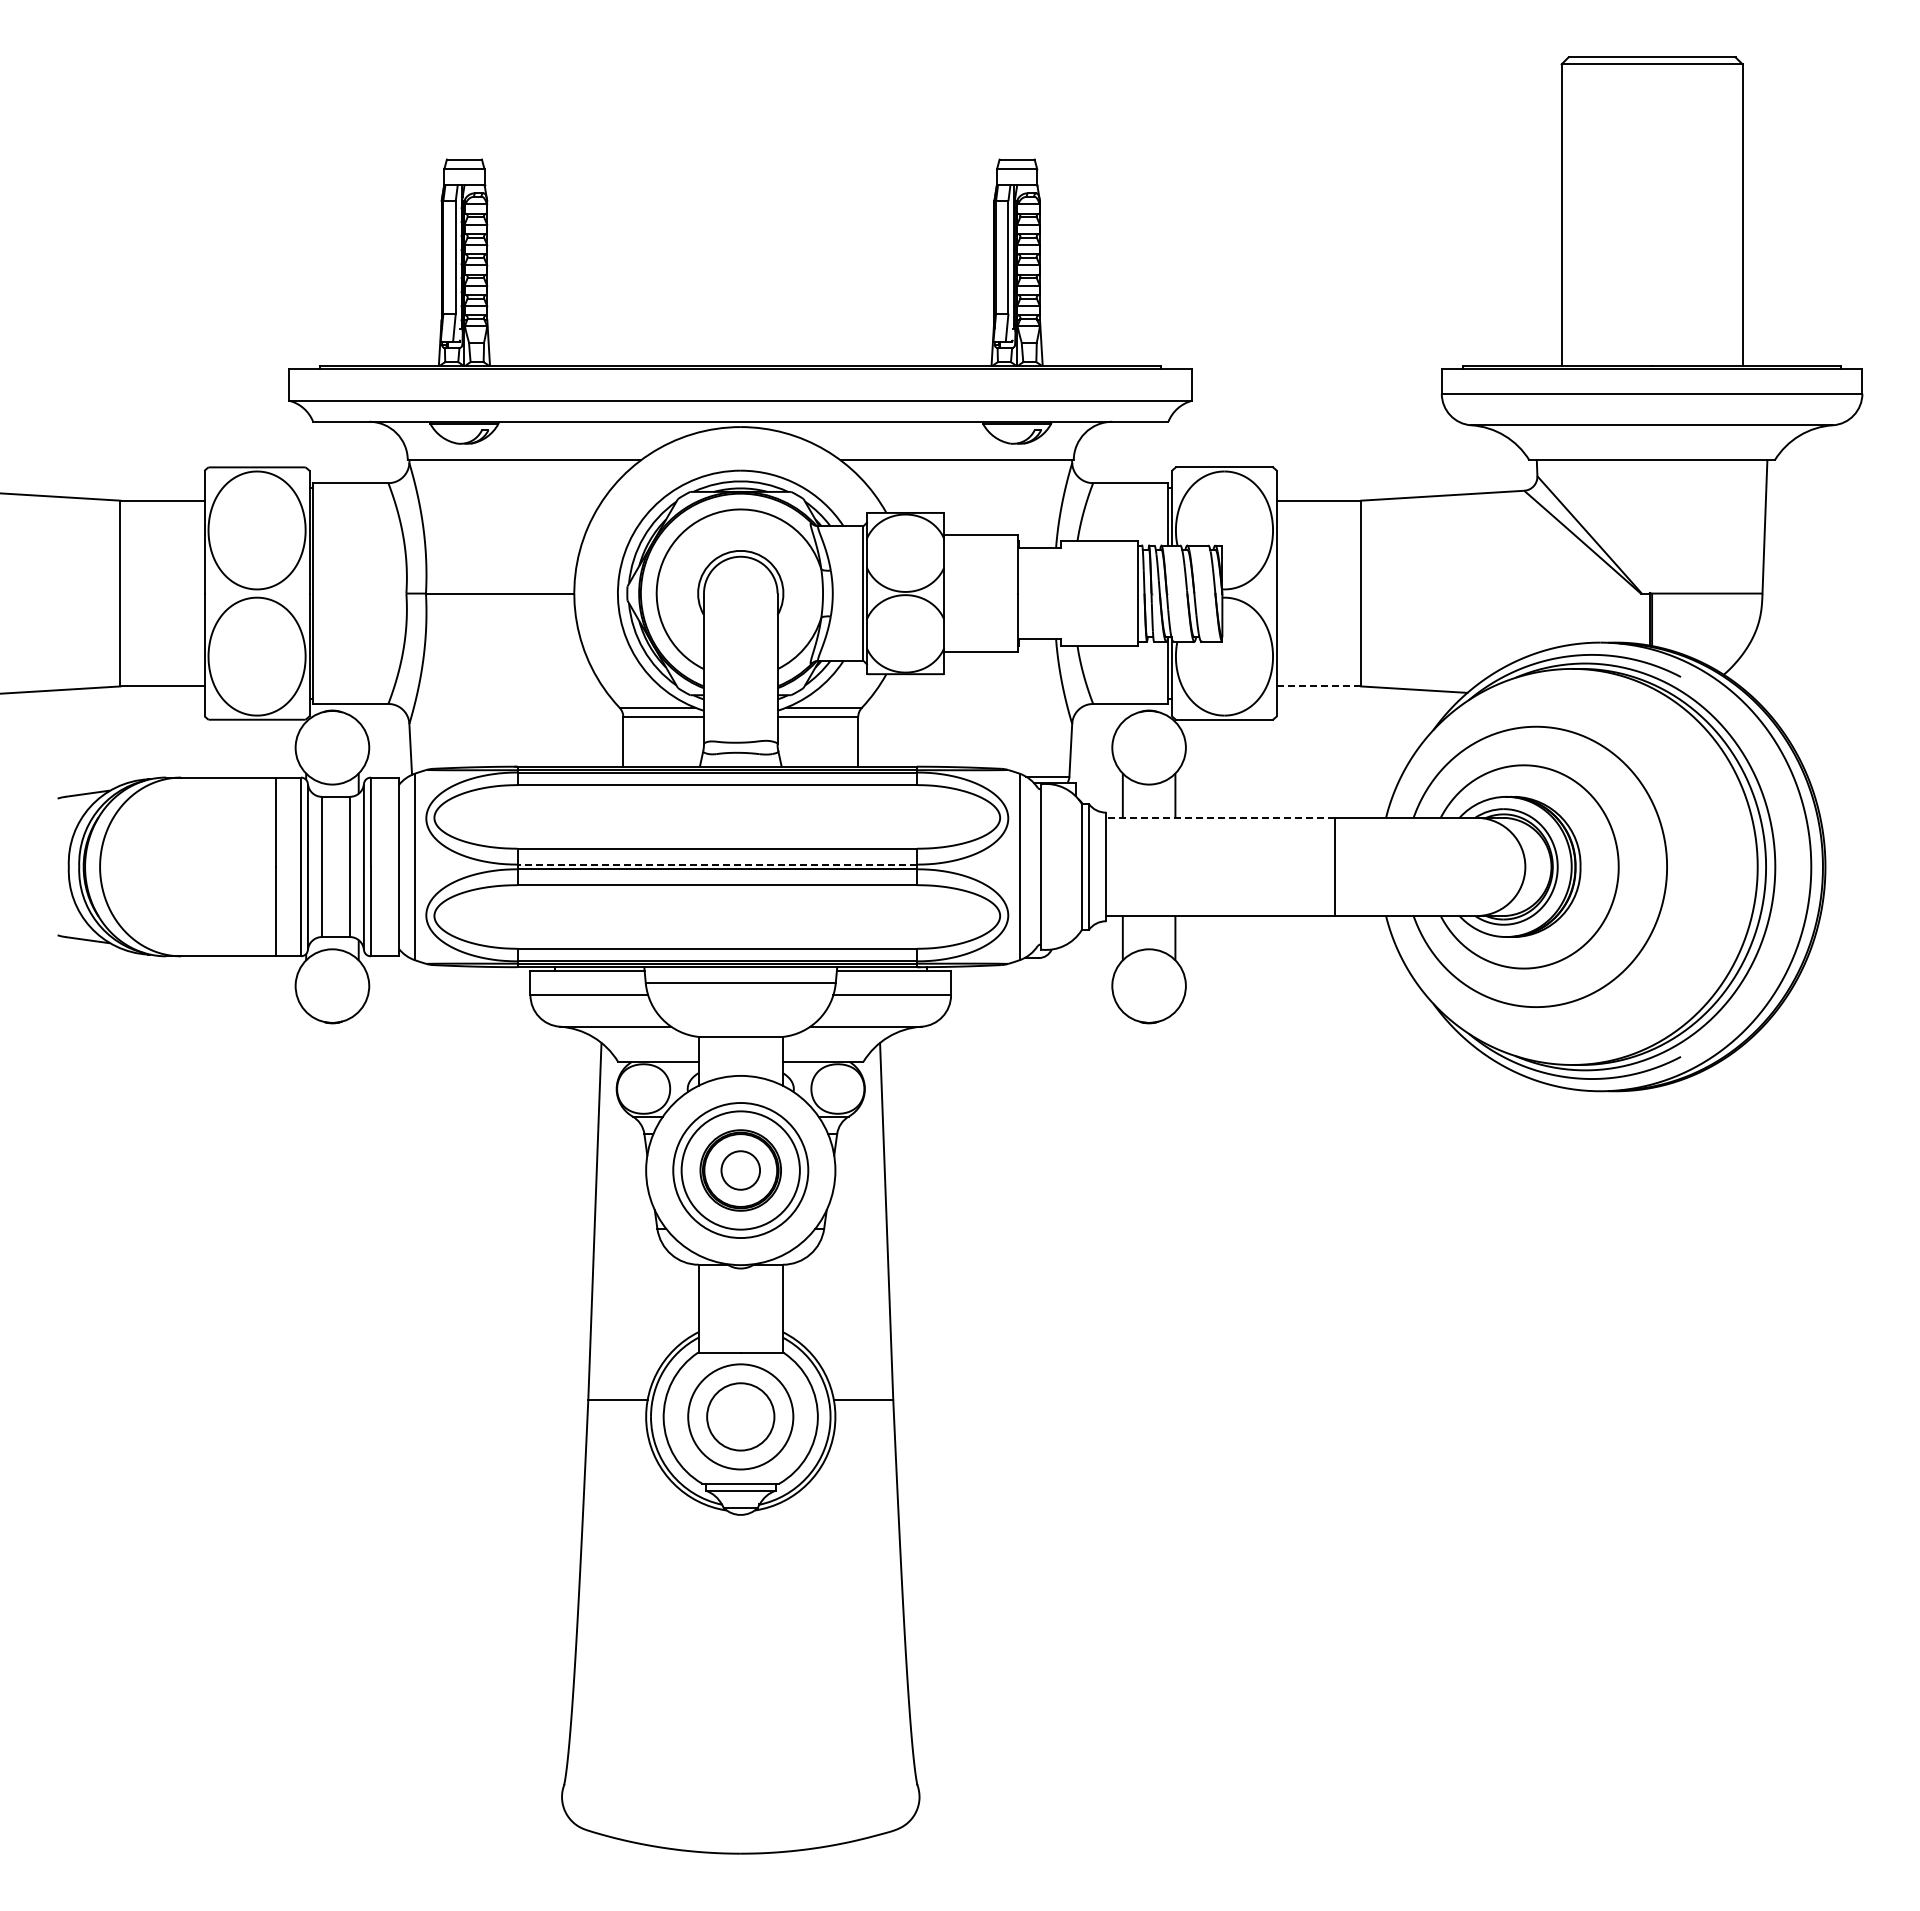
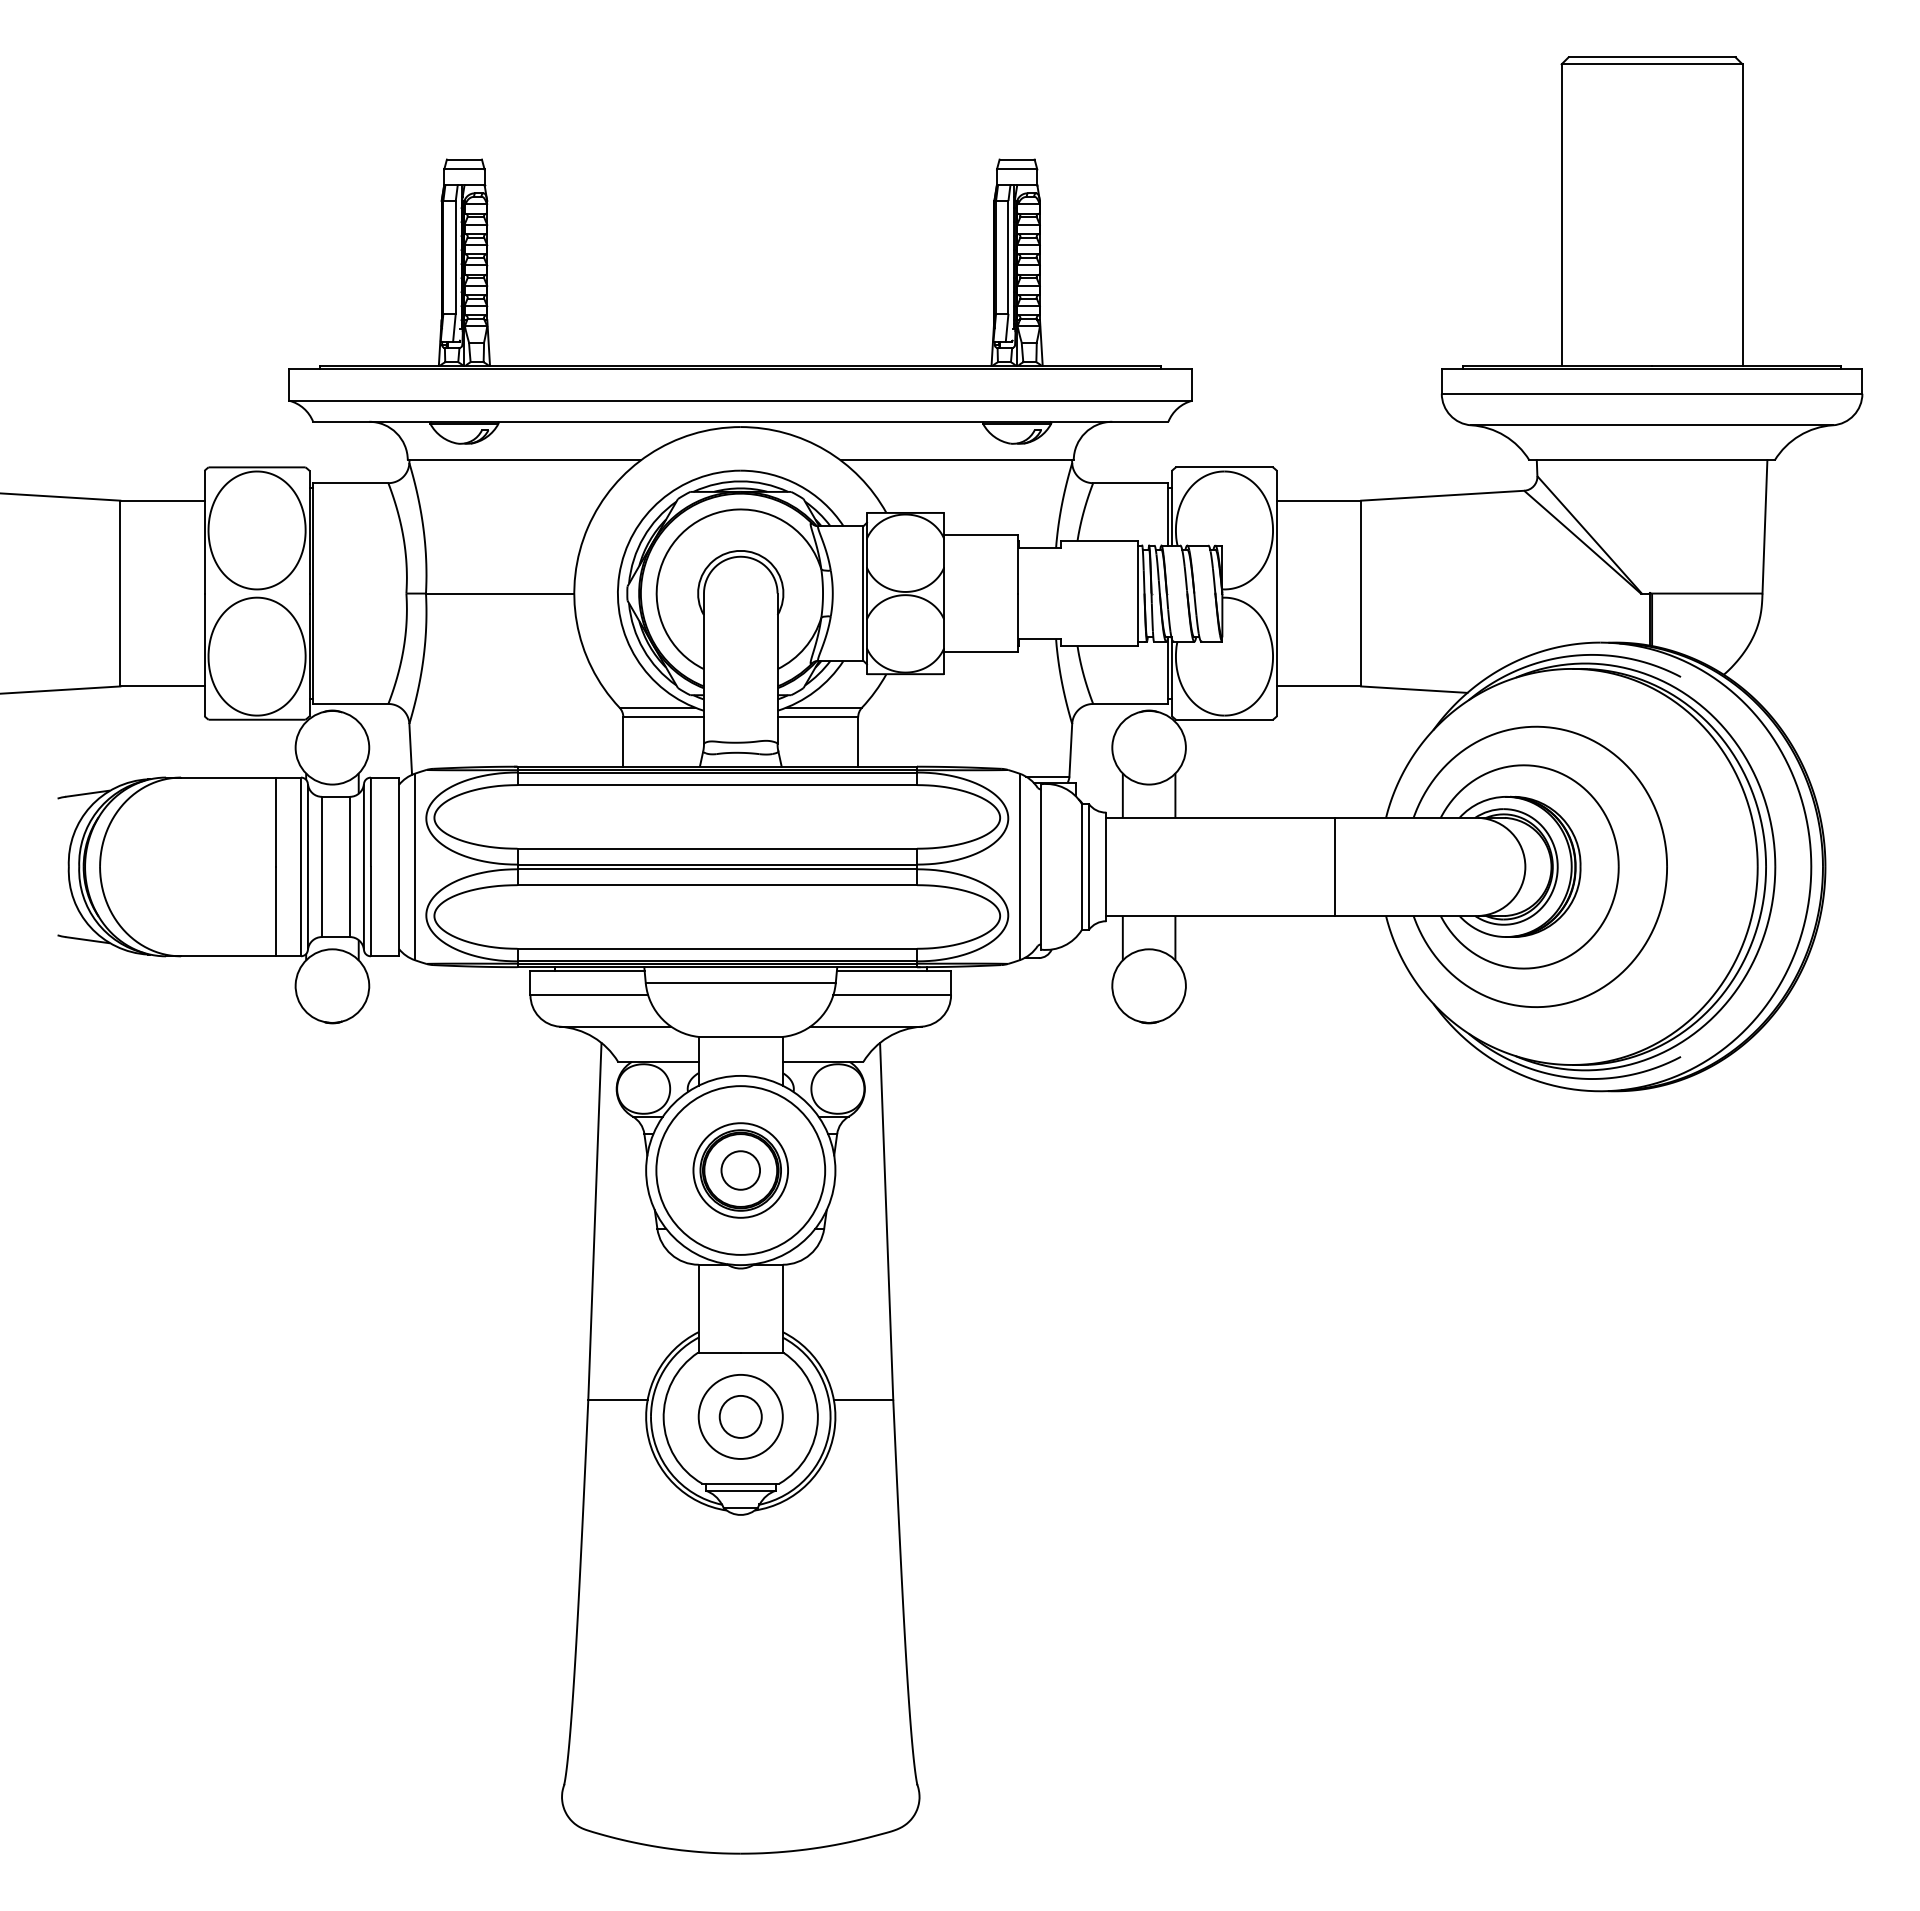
line: dashed -> solid (1319, 686)
line: dashed -> solid (1220, 817)
line: dashed -> solid (717, 864)
circle diameter: 118 px -> 95 px (740, 1170)
circle diameter: 135 px -> 169 px (740, 1170)
circle diameter: 105 px -> 84 px (740, 1416)
circle diameter: 67 px -> 42 px (740, 1416)
